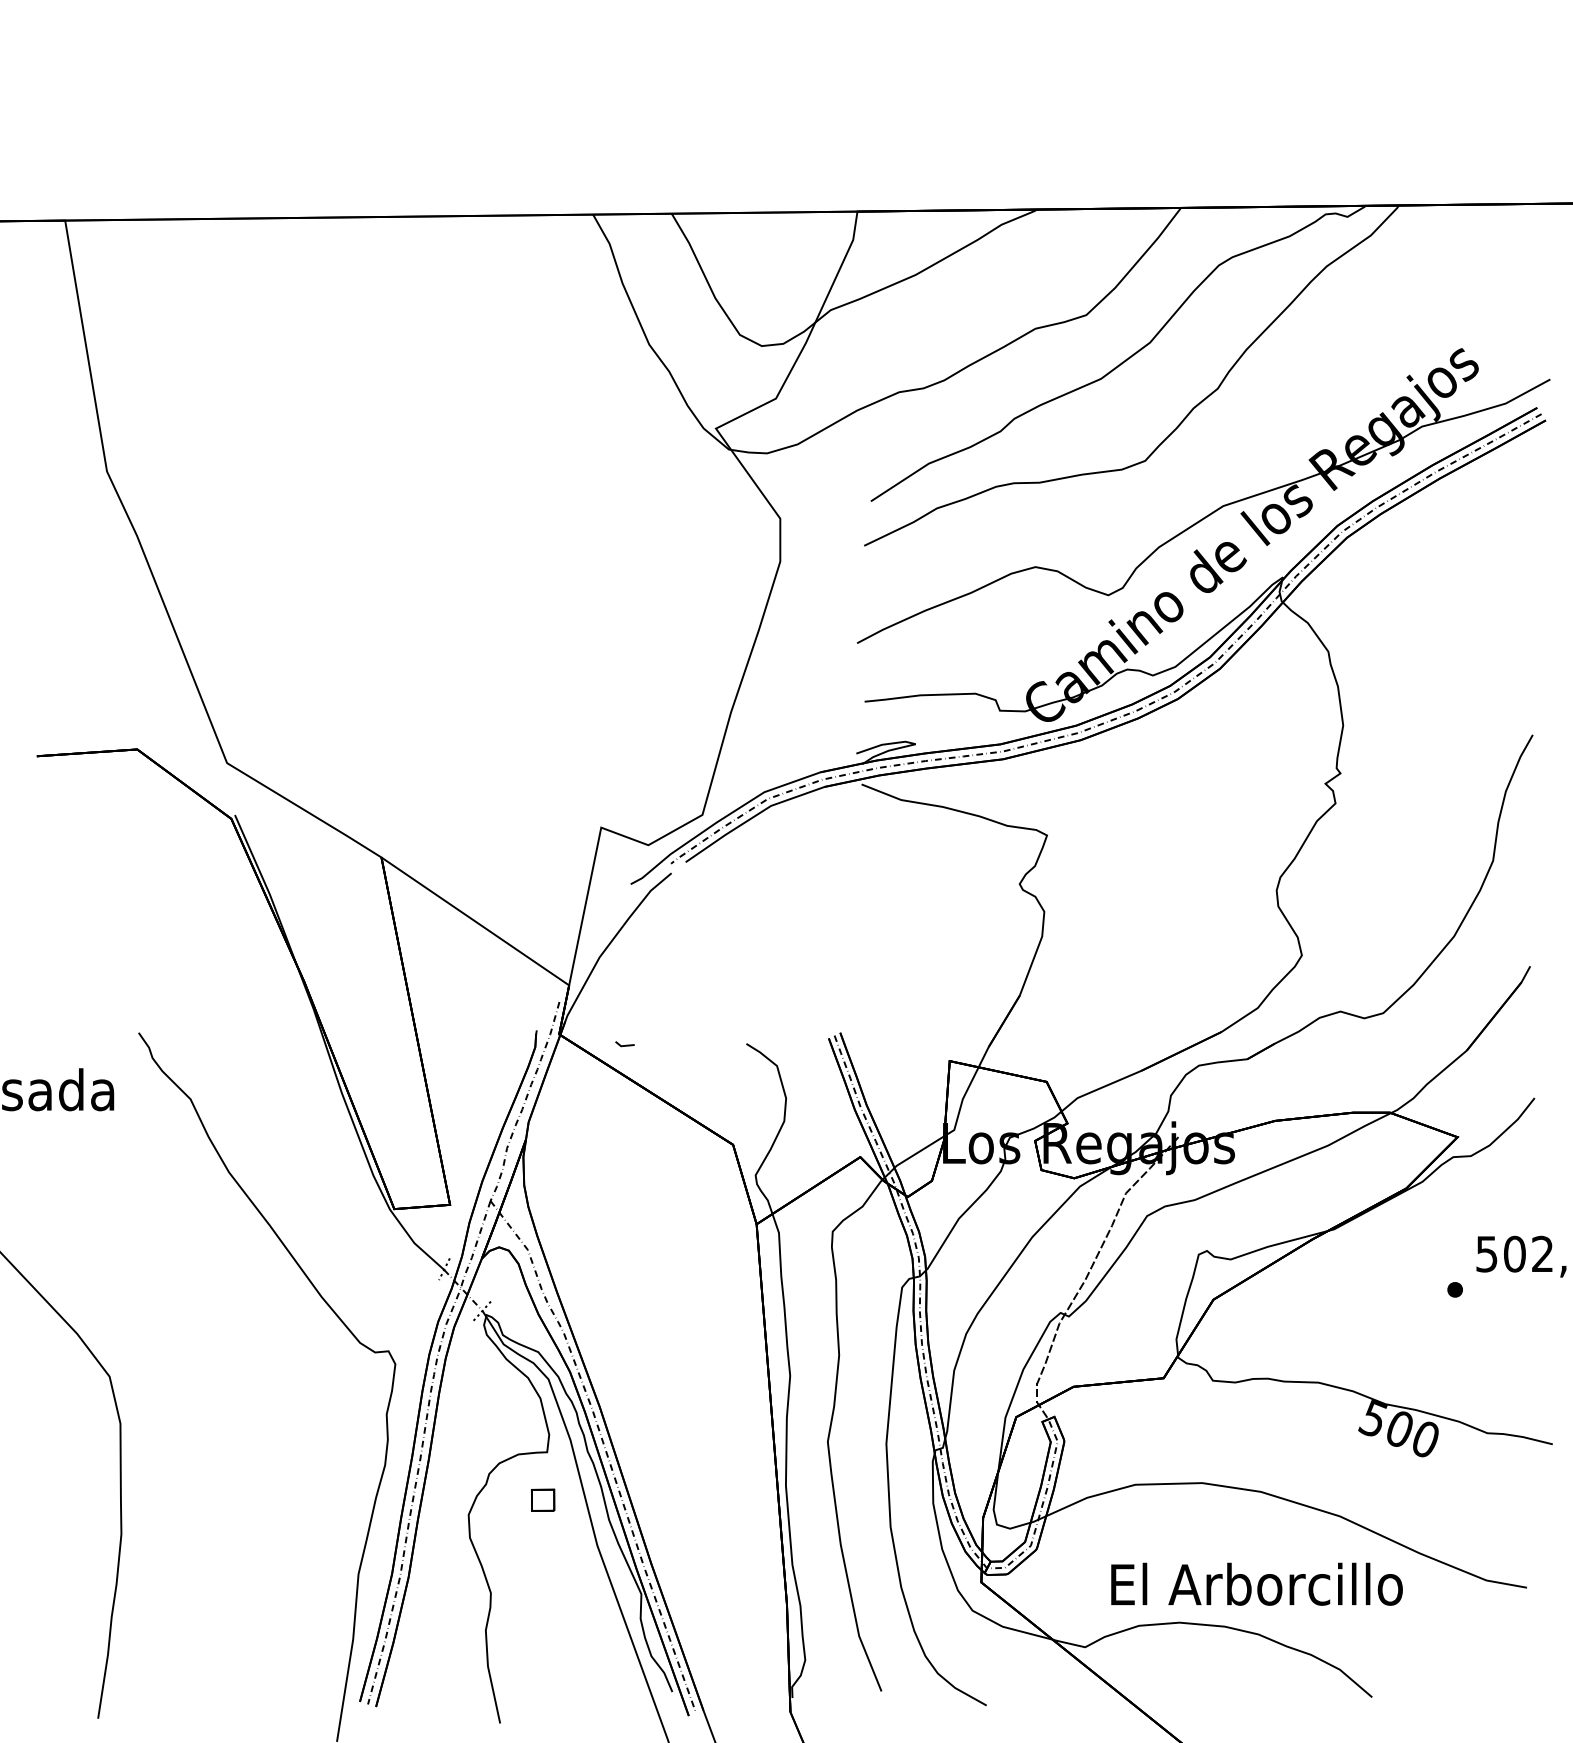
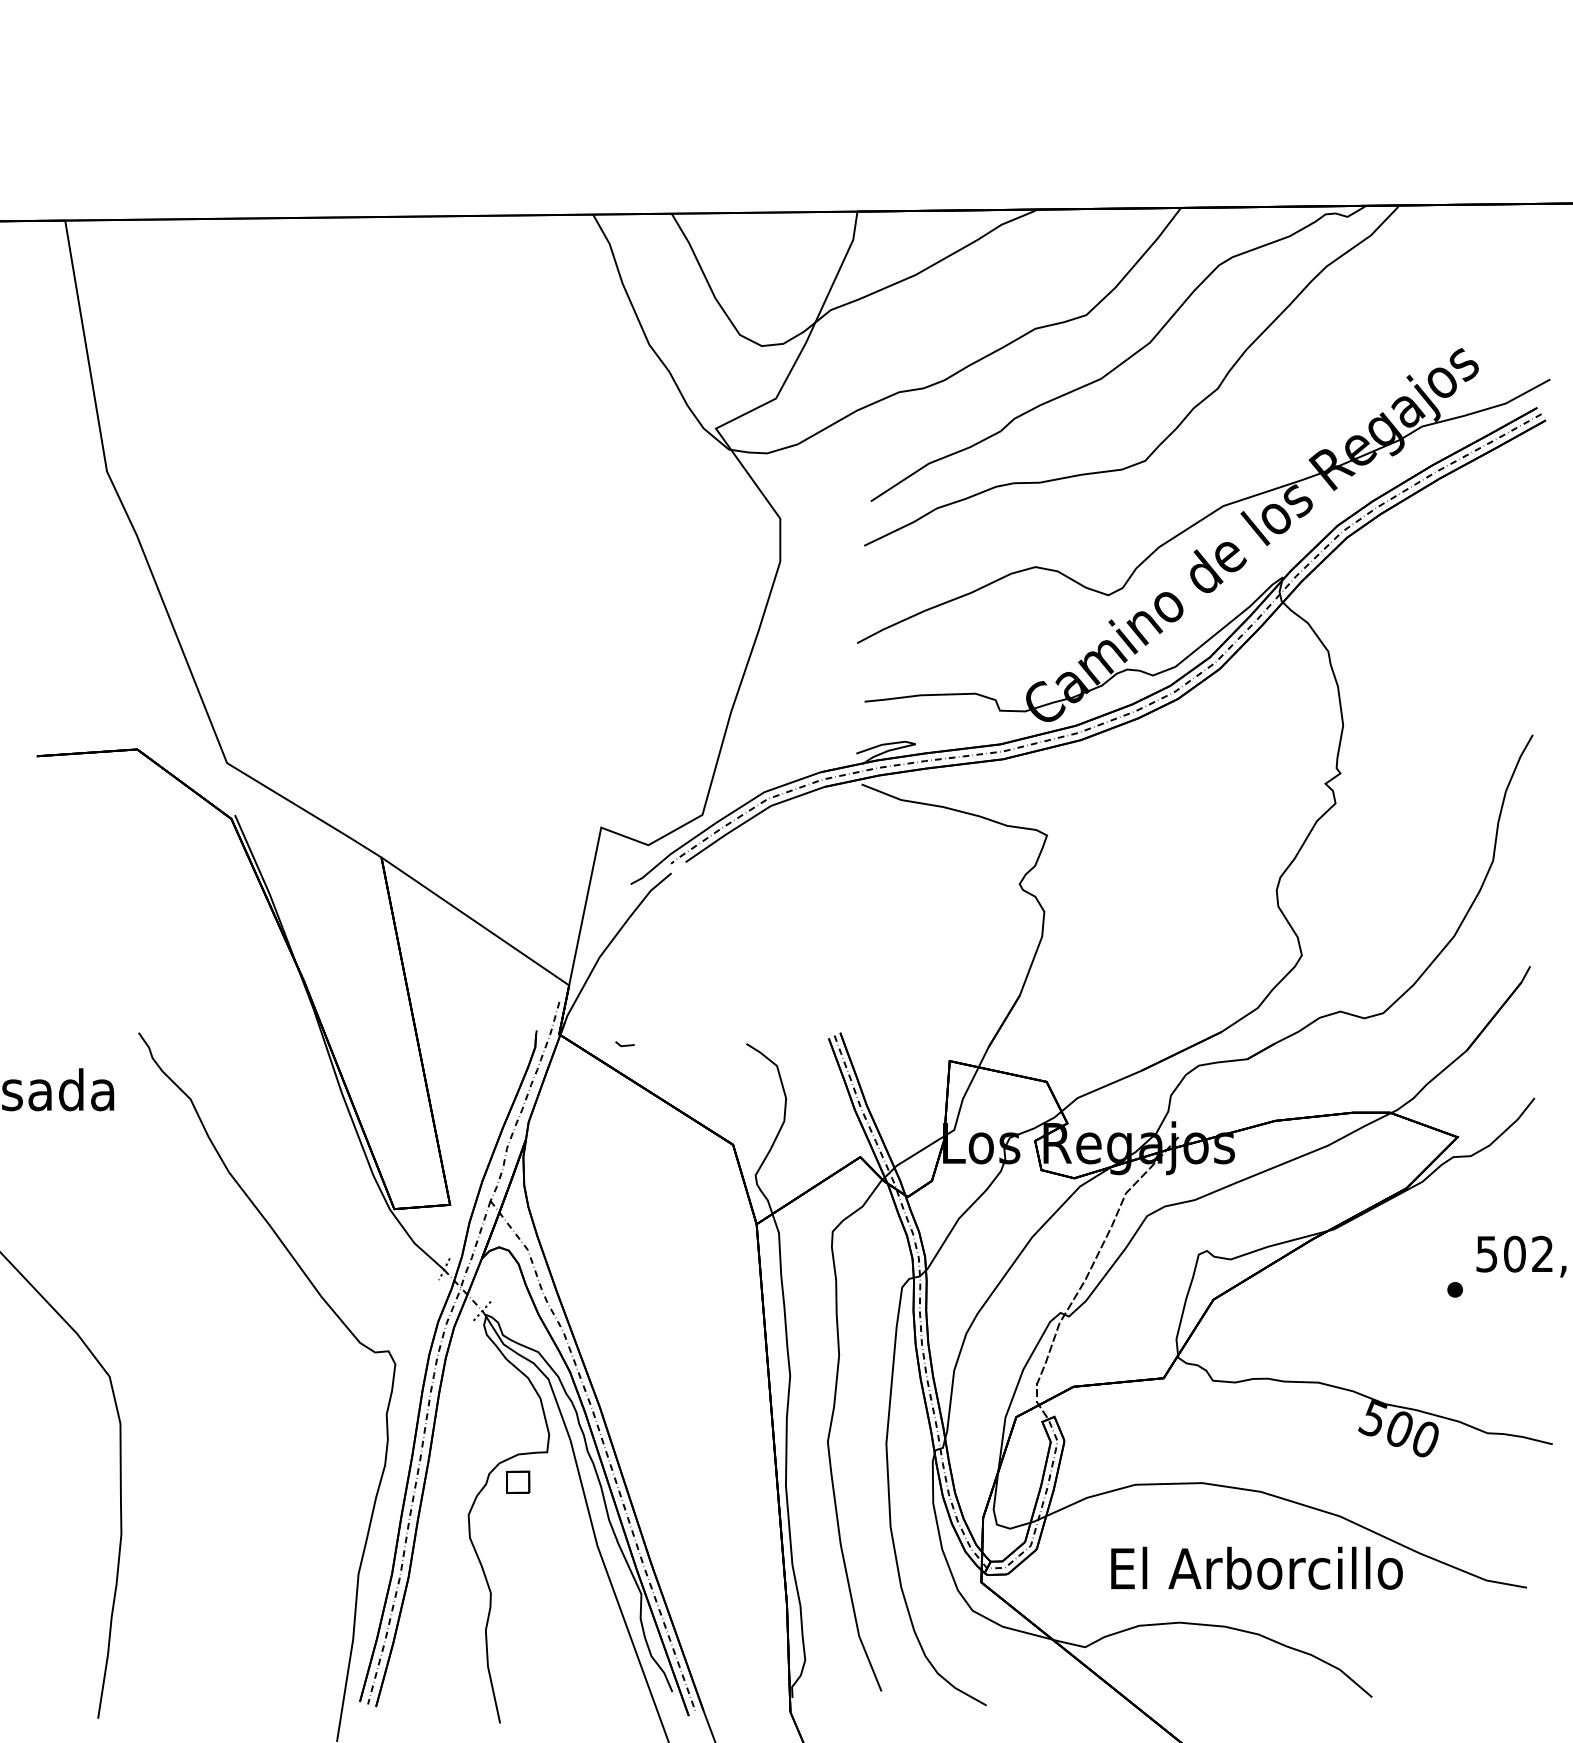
part position: (543, 1499) -> (518, 1481) (518, 1481)
text position: (1256, 1583) -> (1256, 1567) (1256, 1567)
